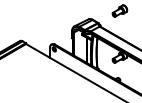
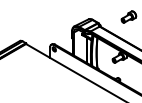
part position: (119, 10) -> (128, 16) (128, 16)
